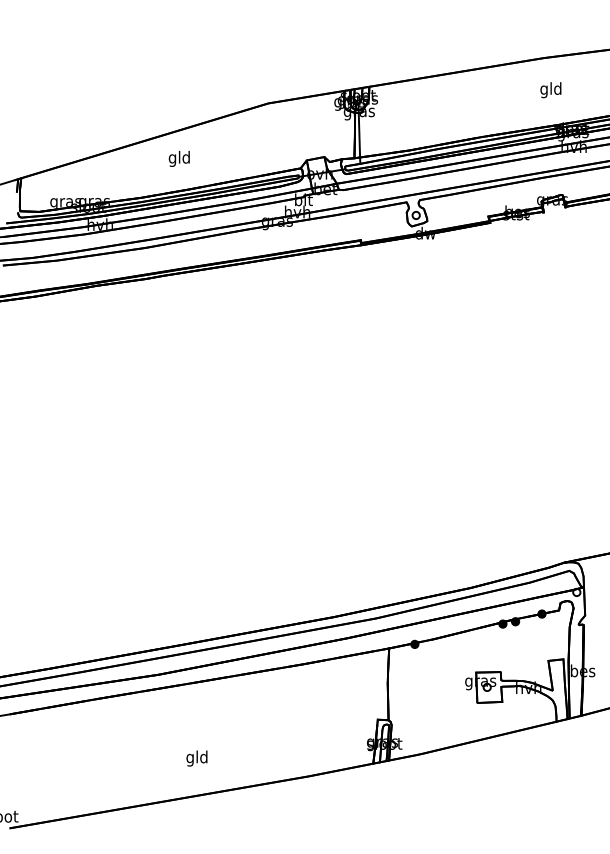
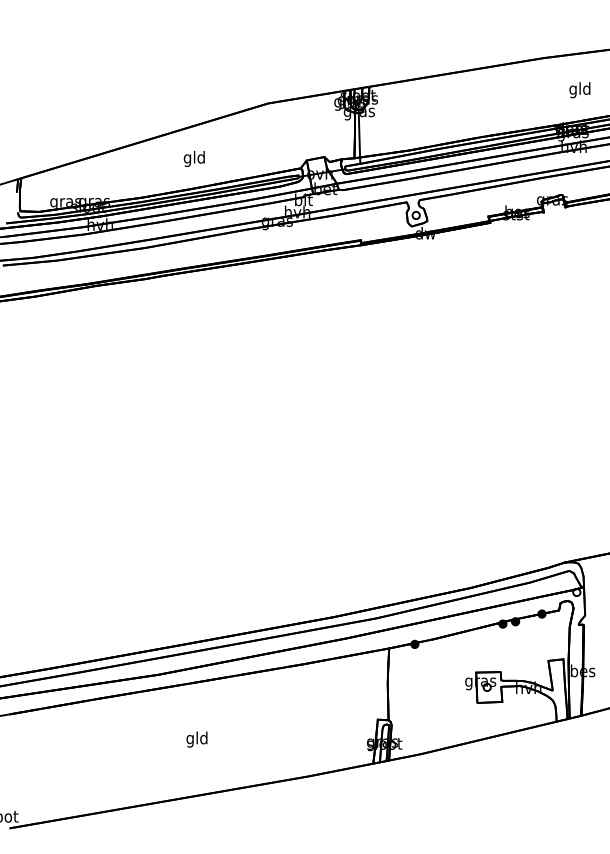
text position: (550, 90) -> (579, 90) (579, 90)
text position: (178, 158) -> (193, 158) (193, 158)
text position: (196, 758) -> (196, 739) (196, 739)
